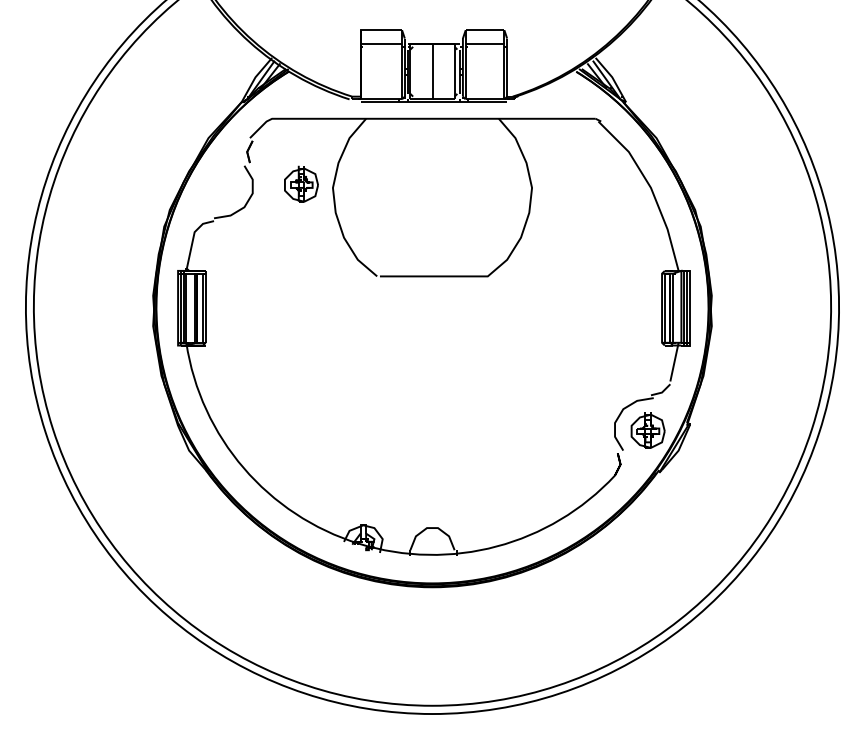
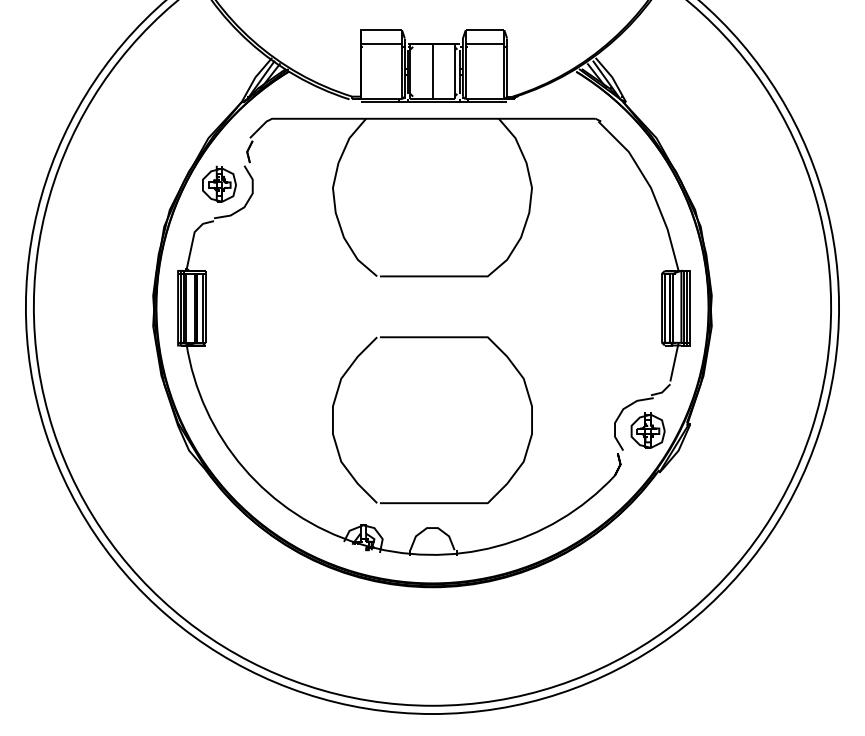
part position: (301, 183) -> (219, 183) (219, 183)
part: none -> present (432, 338)
